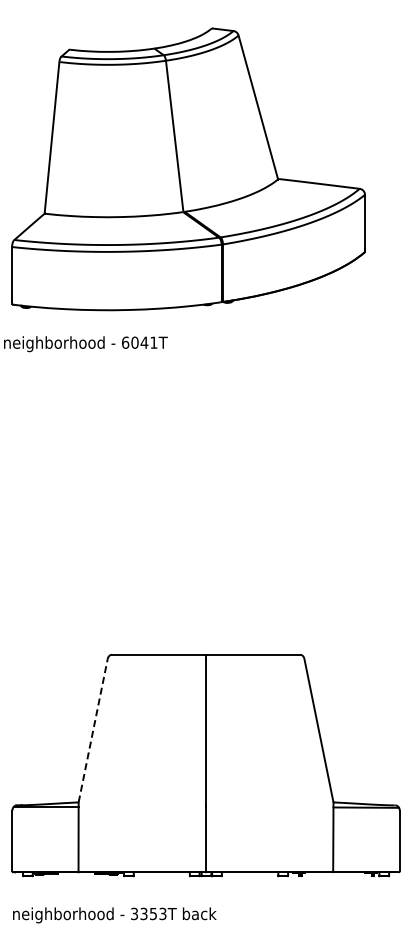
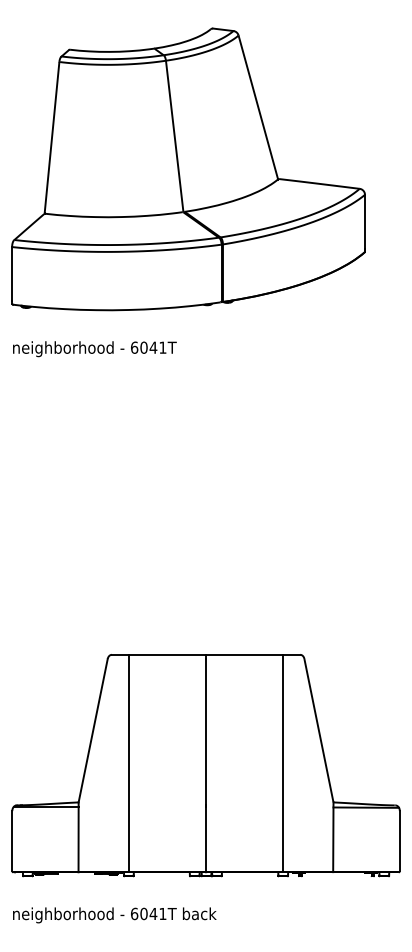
text position: (85, 344) -> (94, 349) (94, 349)
line: dashed -> solid (93, 730)
line: none -> present (128, 763)
line: none -> present (283, 763)
text: 3353T -> 6041T (148, 913)
